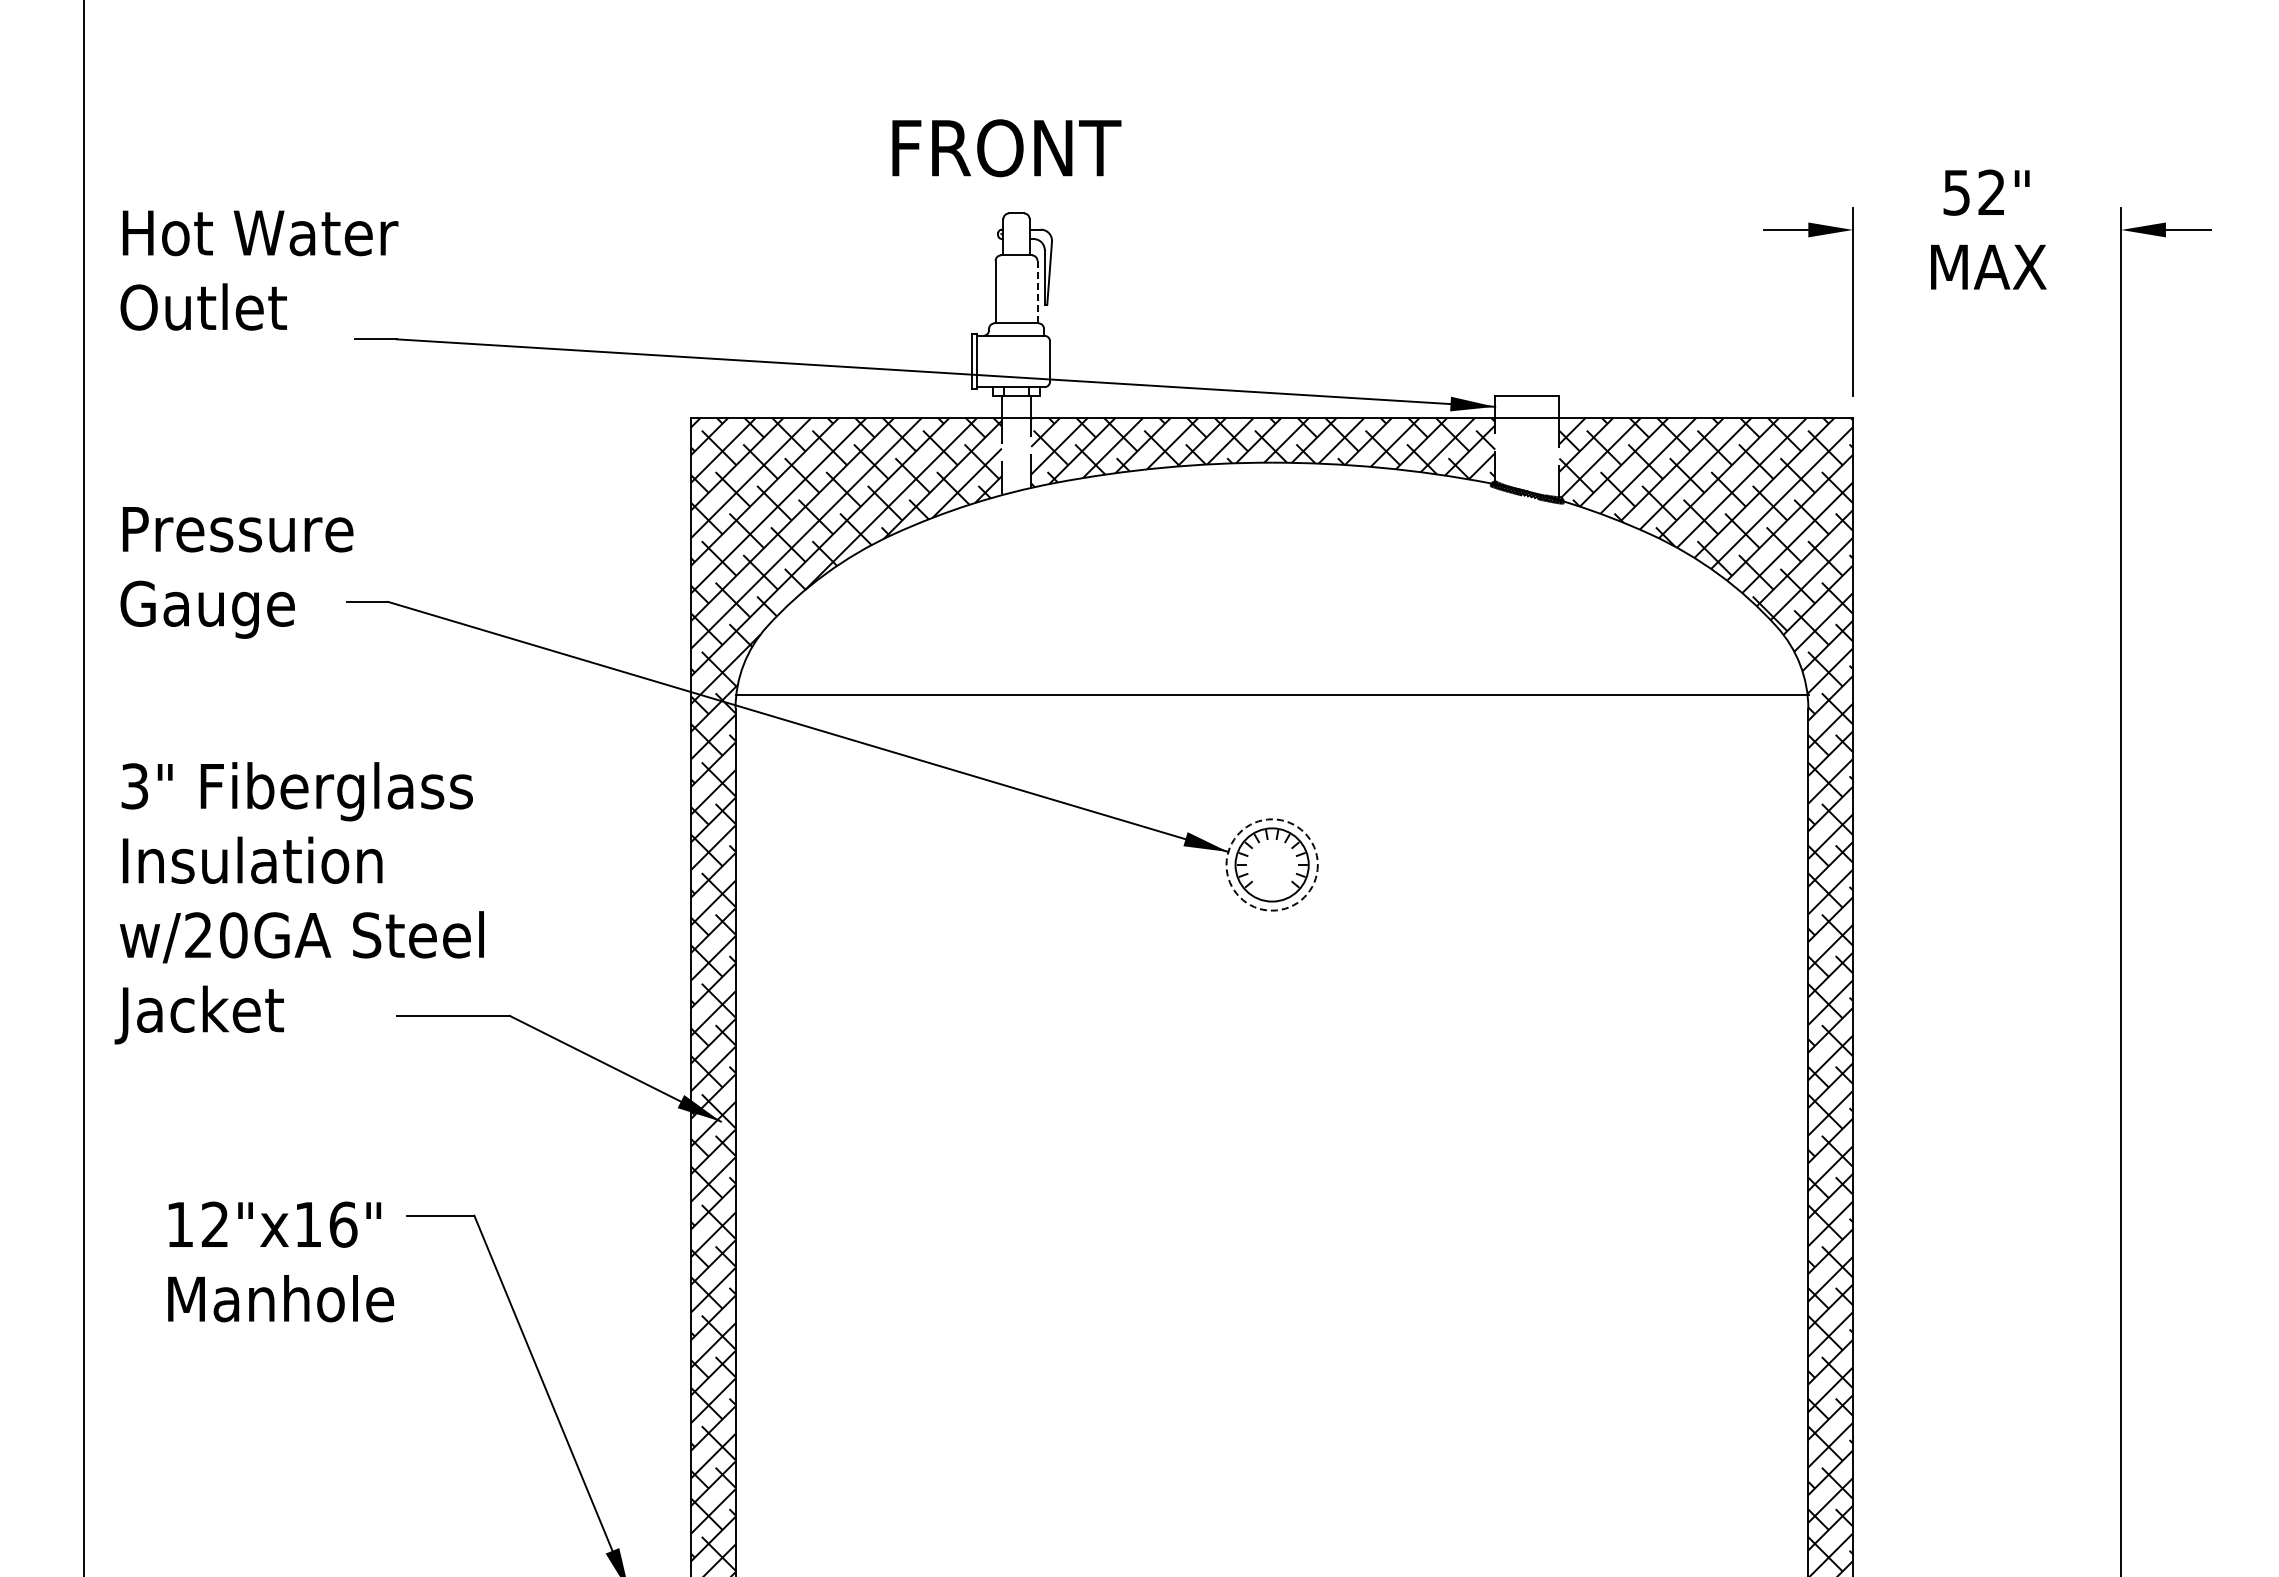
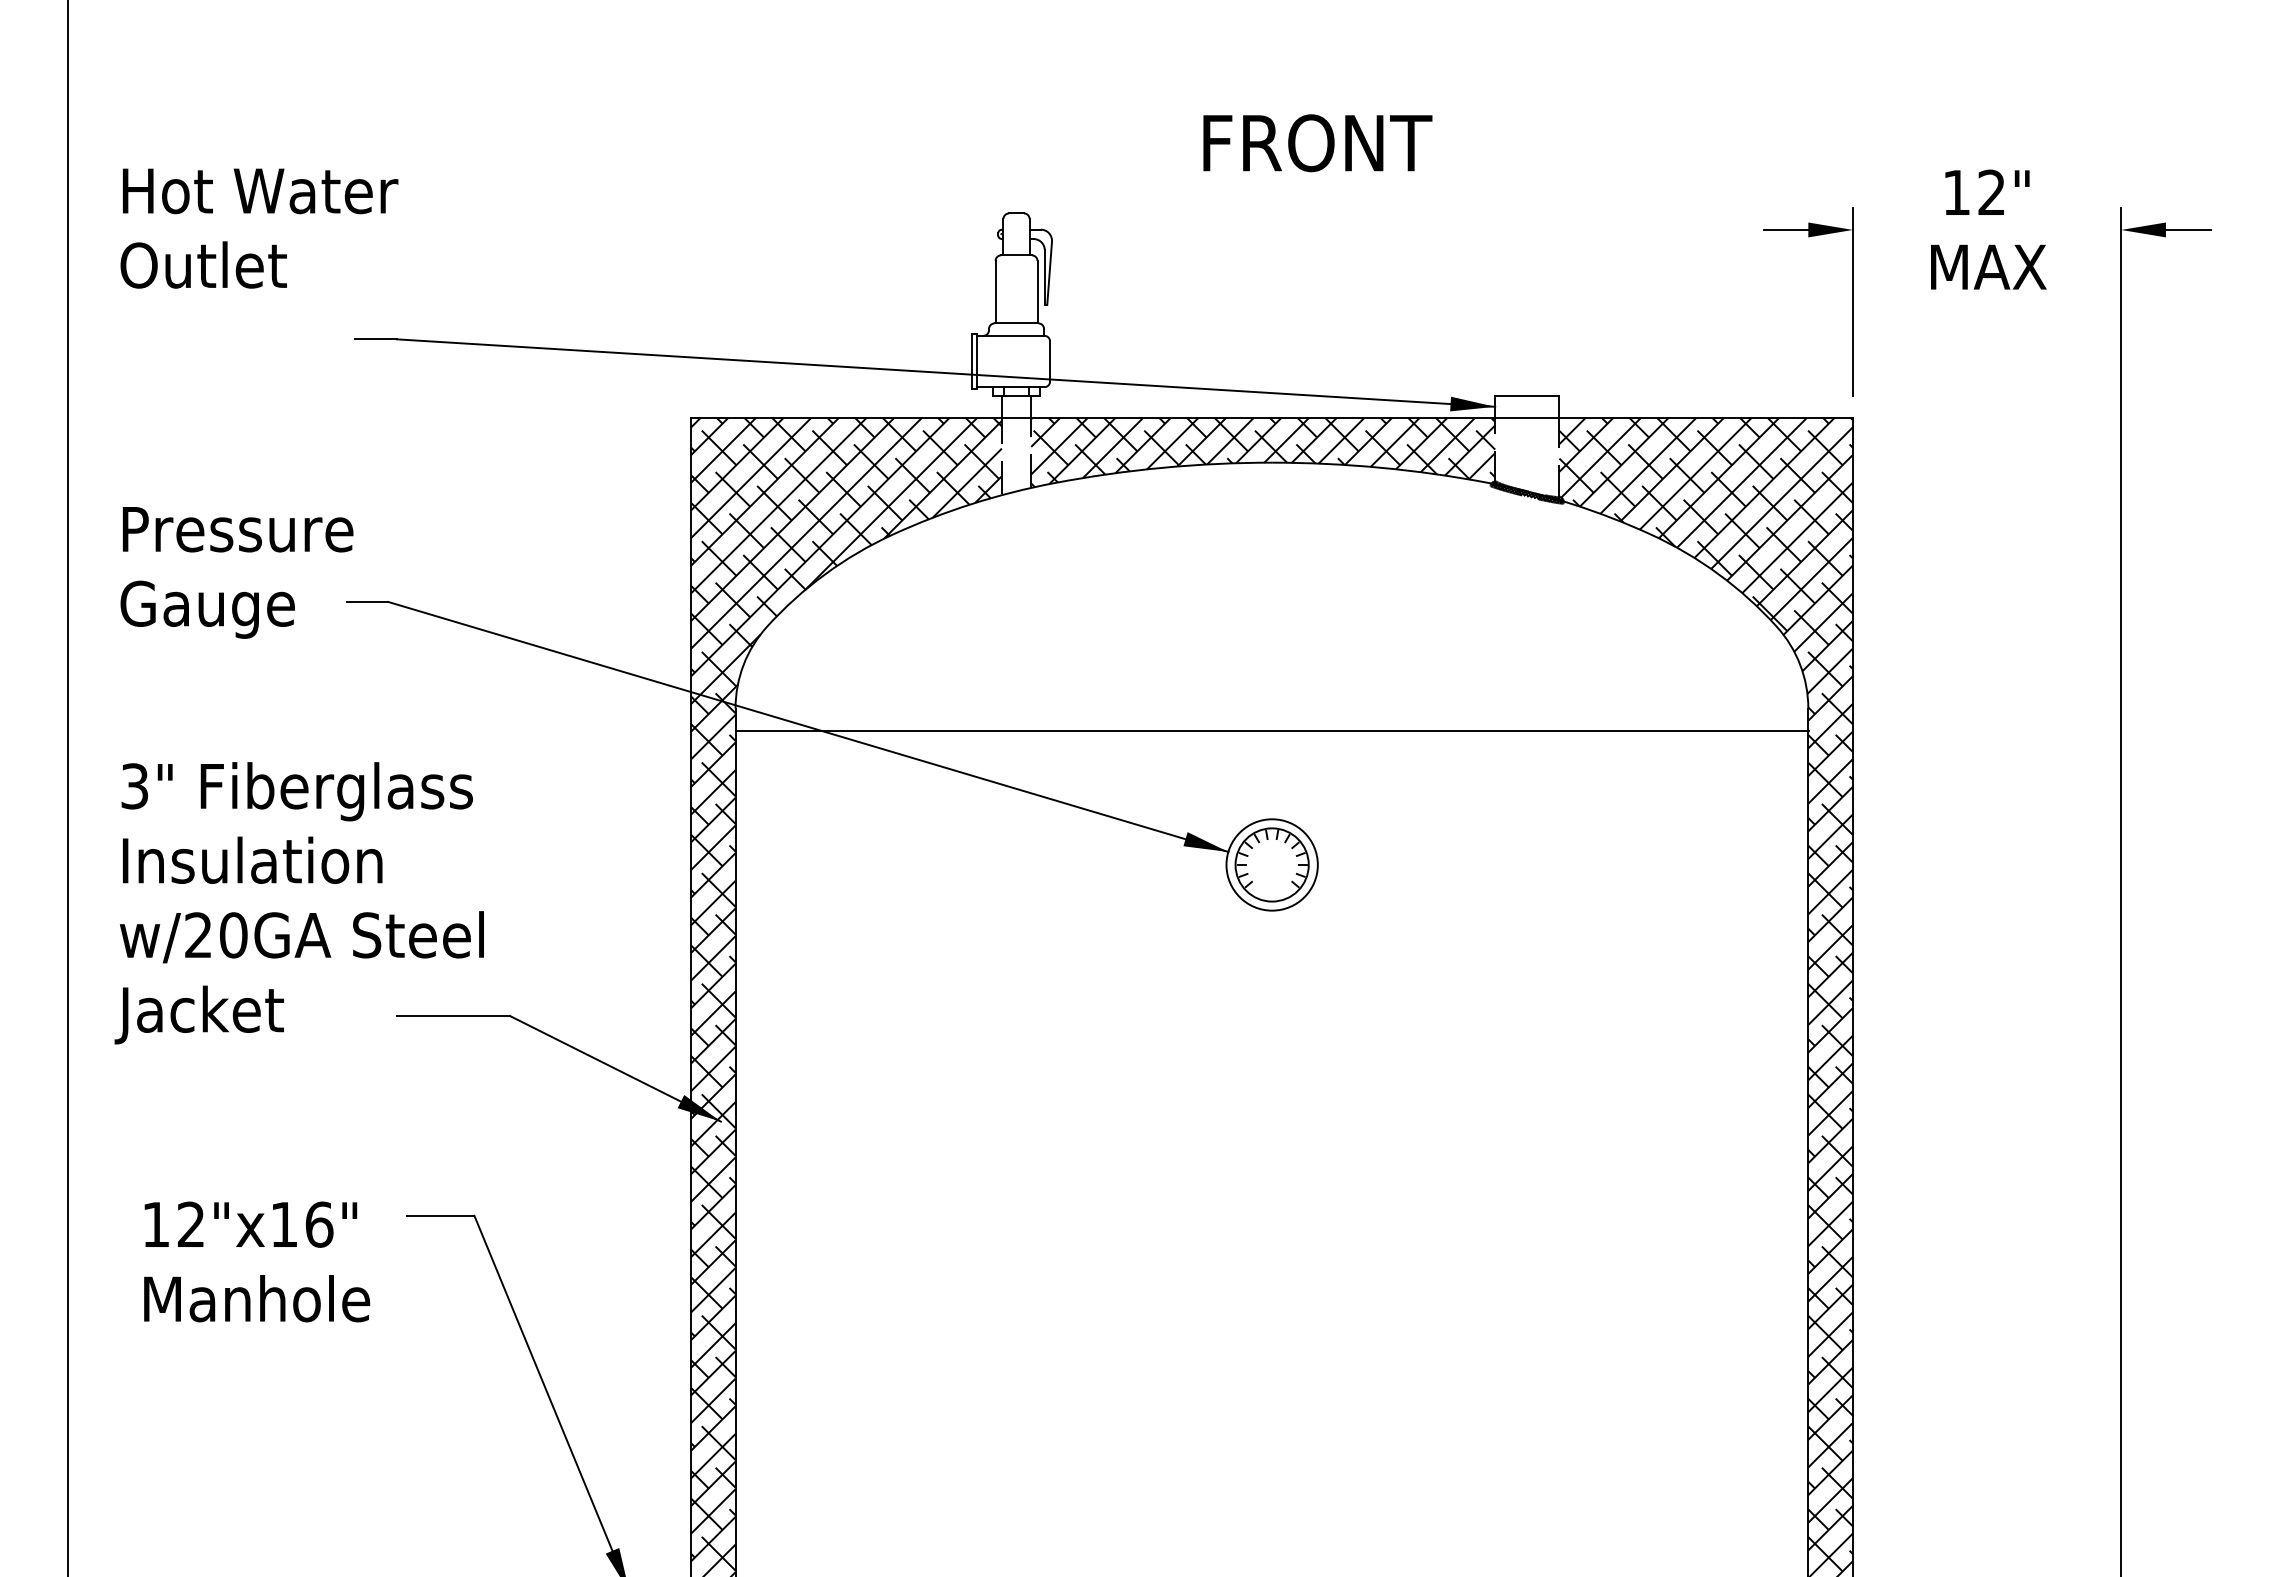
text position: (1006, 148) -> (1317, 143) (1317, 143)
text: 52" -> 12" (1956, 192)
text position: (259, 270) -> (259, 228) (259, 228)
line: dashed -> solid (1037, 292)
line position: (1271, 694) -> (1271, 730) (1271, 730)
line position: (84, 787) -> (68, 787) (68, 787)
circle: dashed -> solid (1271, 864)
text position: (281, 1261) -> (257, 1261) (257, 1261)
